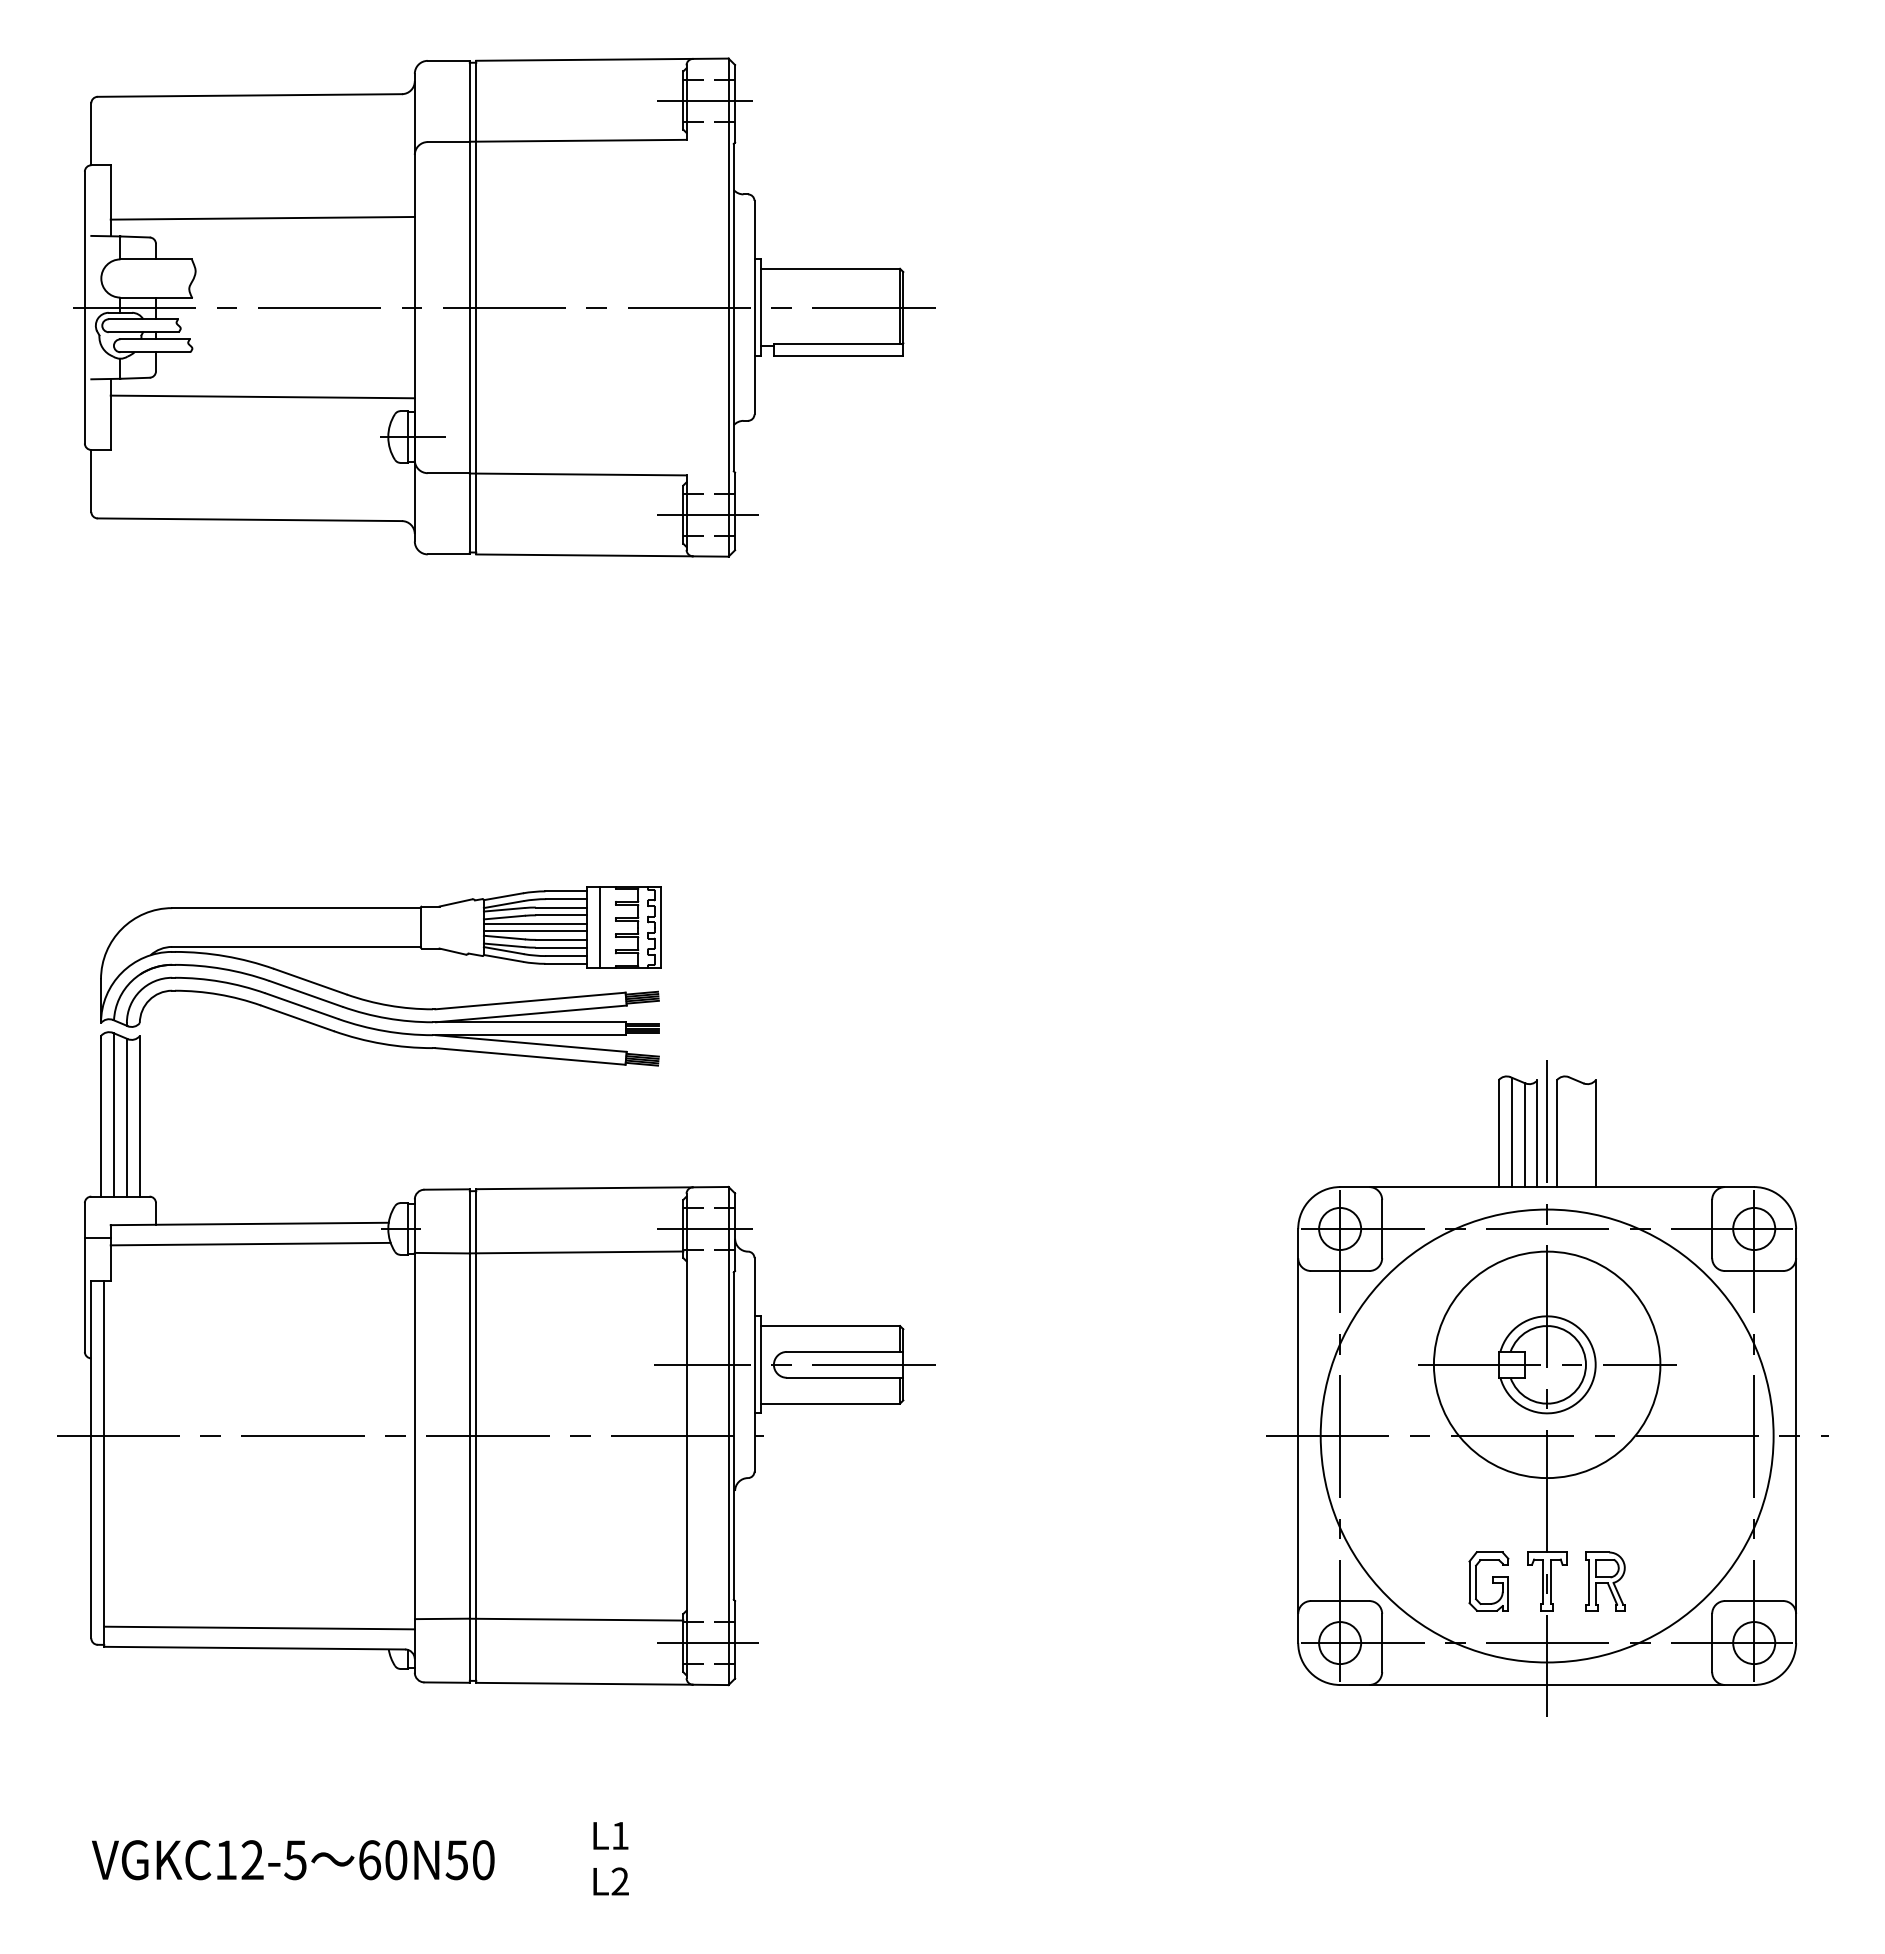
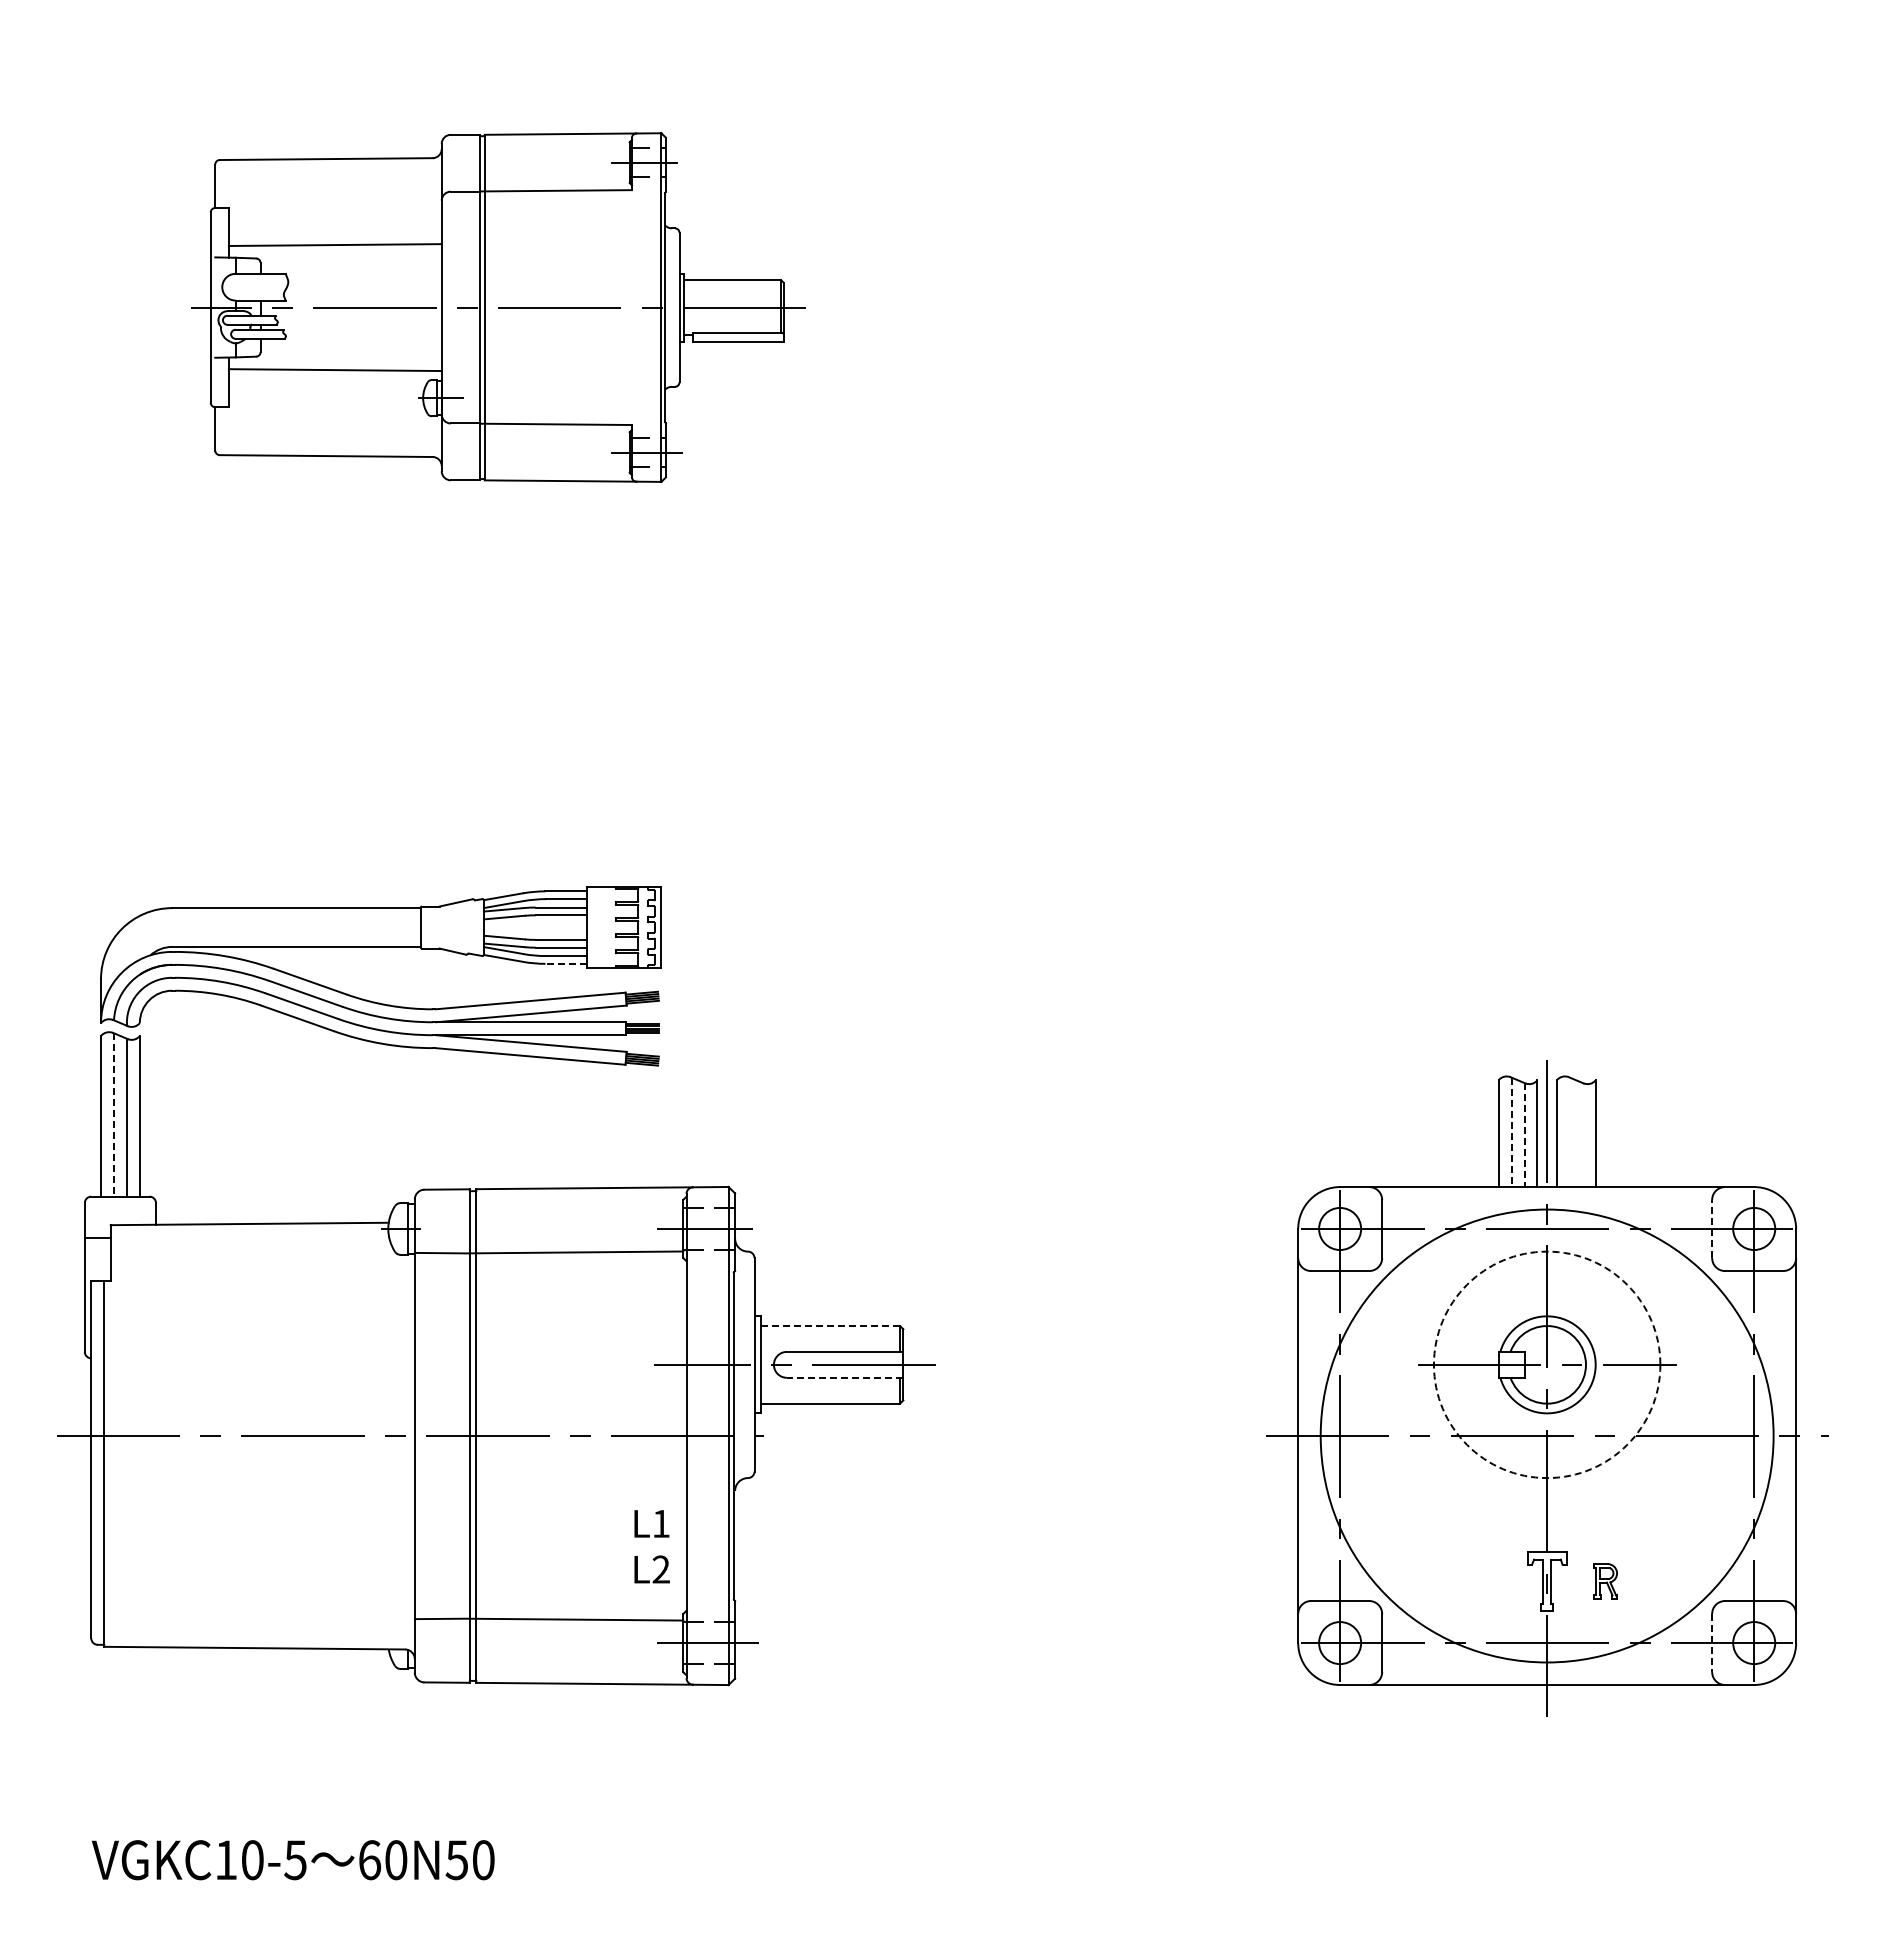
part size: 863x501 px -> 610x351 px (500, 307)
line: present -> none (534, 923)
line: present -> none (599, 927)
line: present -> none (534, 931)
line: solid -> dashed (566, 963)
line: solid -> dashed (113, 1114)
line: solid -> dashed (1511, 1132)
line: solid -> dashed (1524, 1134)
line: solid -> dashed (1712, 1228)
line: present -> none (250, 1243)
line: solid -> dashed (830, 1326)
circle: solid -> dashed (1546, 1364)
line: solid -> dashed (844, 1377)
part: present -> none (1488, 1581)
part size: 41x61 px -> 25x37 px (1605, 1581)
line: present -> none (259, 1627)
line: solid -> dashed (1712, 1643)
text position: (610, 1858) -> (651, 1546) (651, 1546)
text: VGKC12-5 -> VGKC10-5 (252, 1860)
